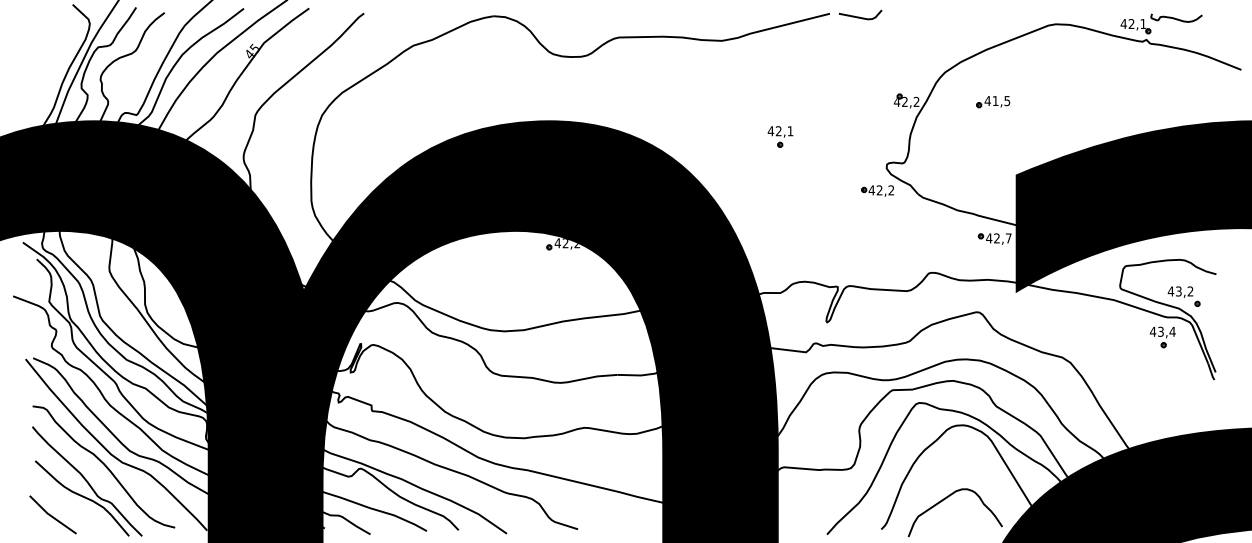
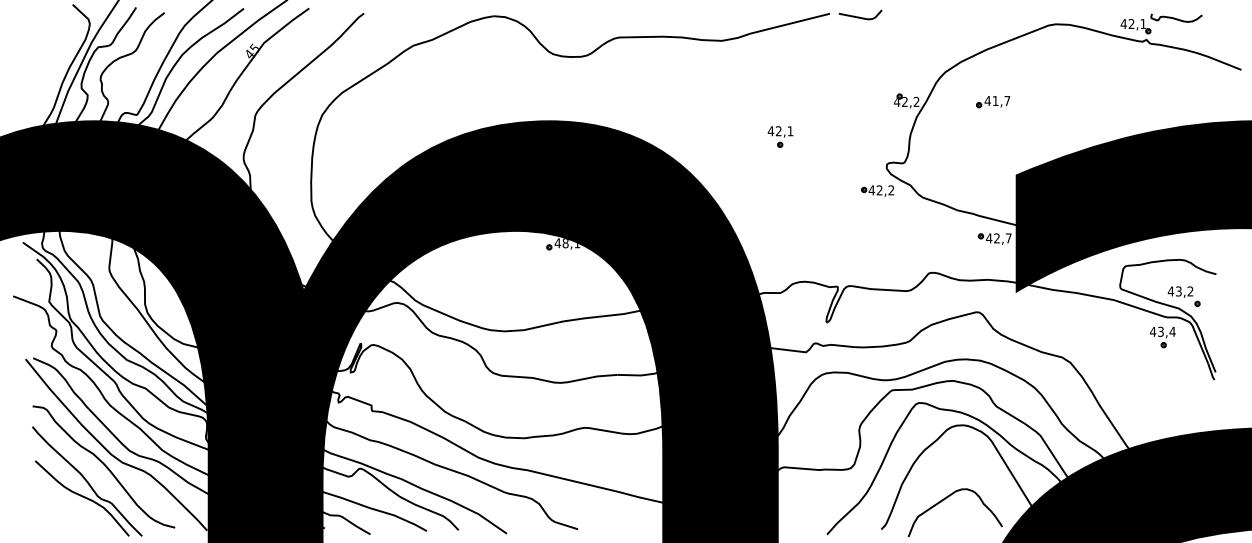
text: 41,5 -> 41,7 (1007, 101)
text: 42,2 -> 48,1 (570, 243)
line: present -> none (52, 515)
